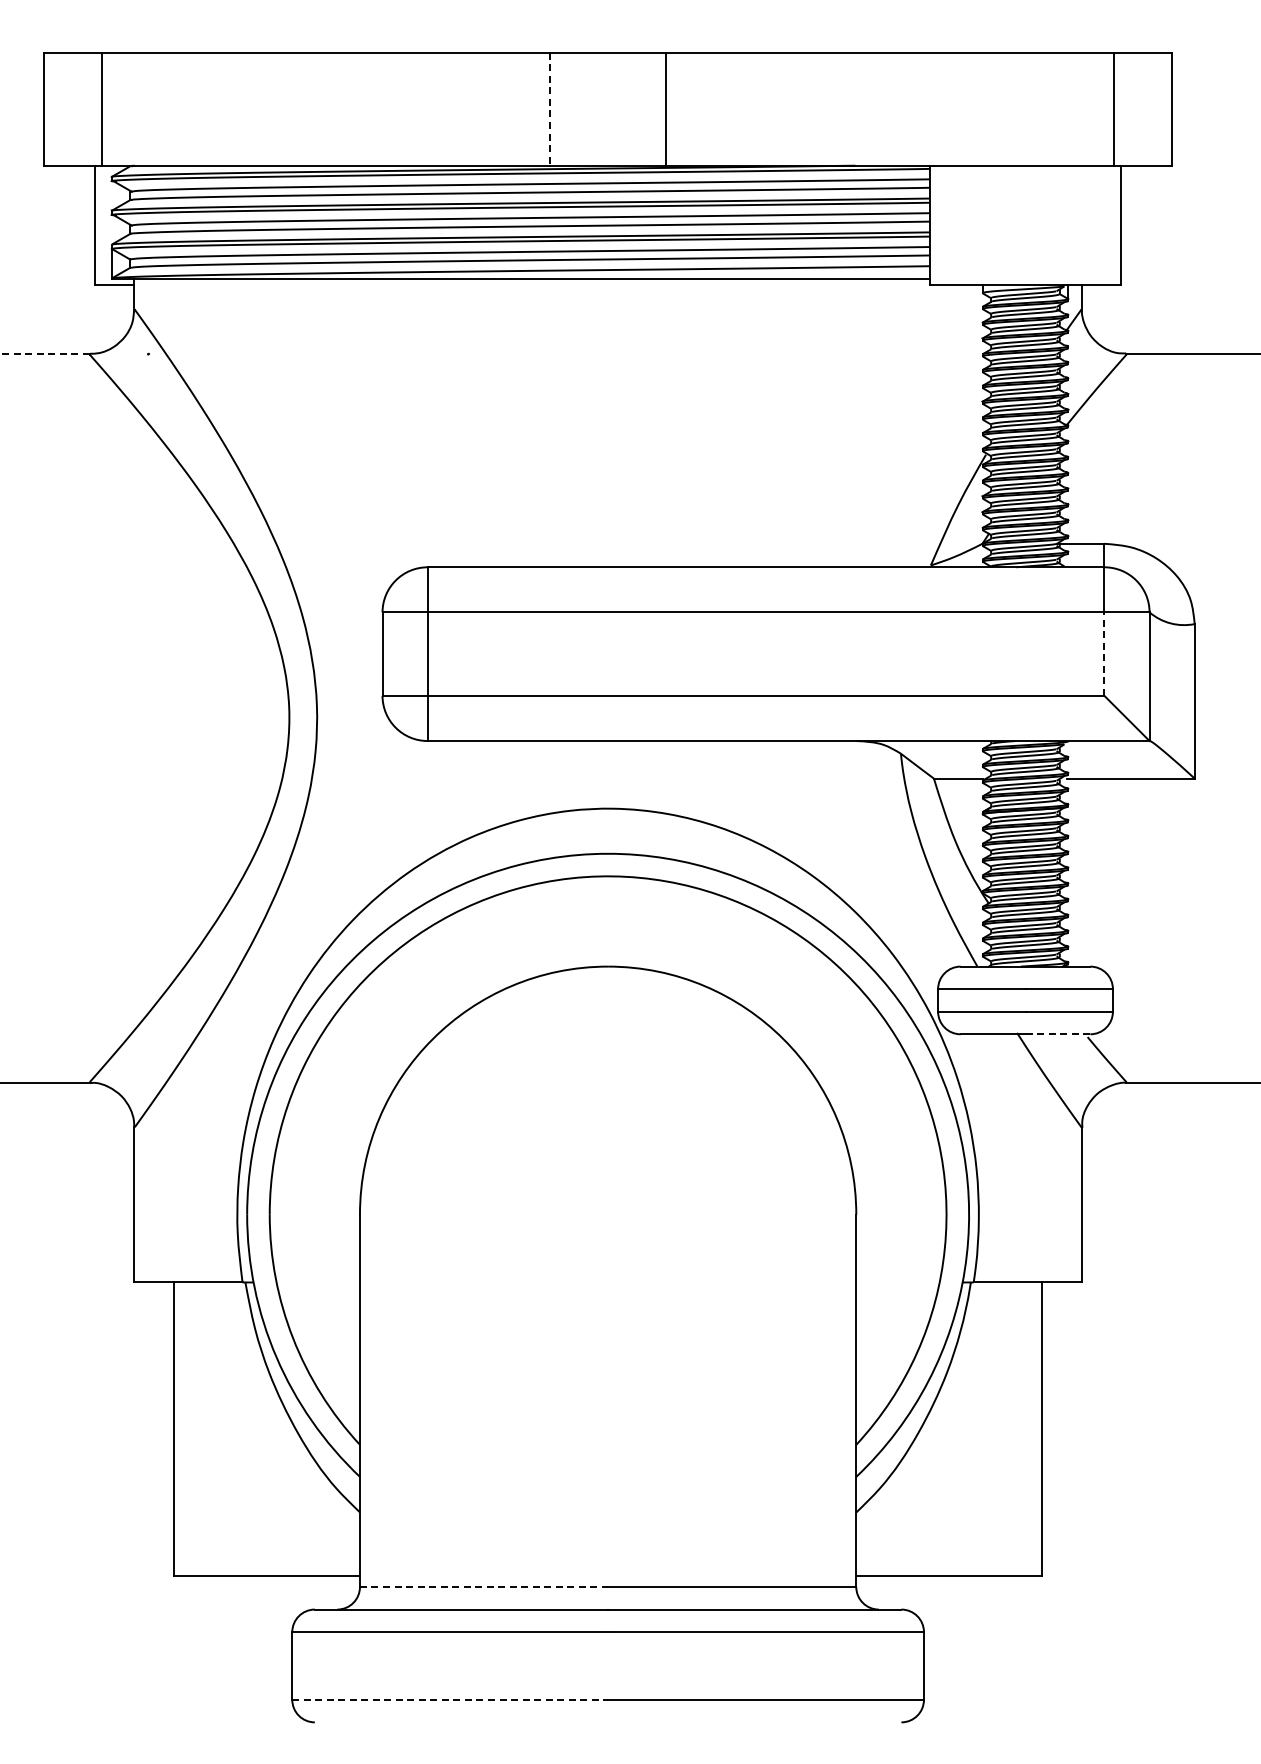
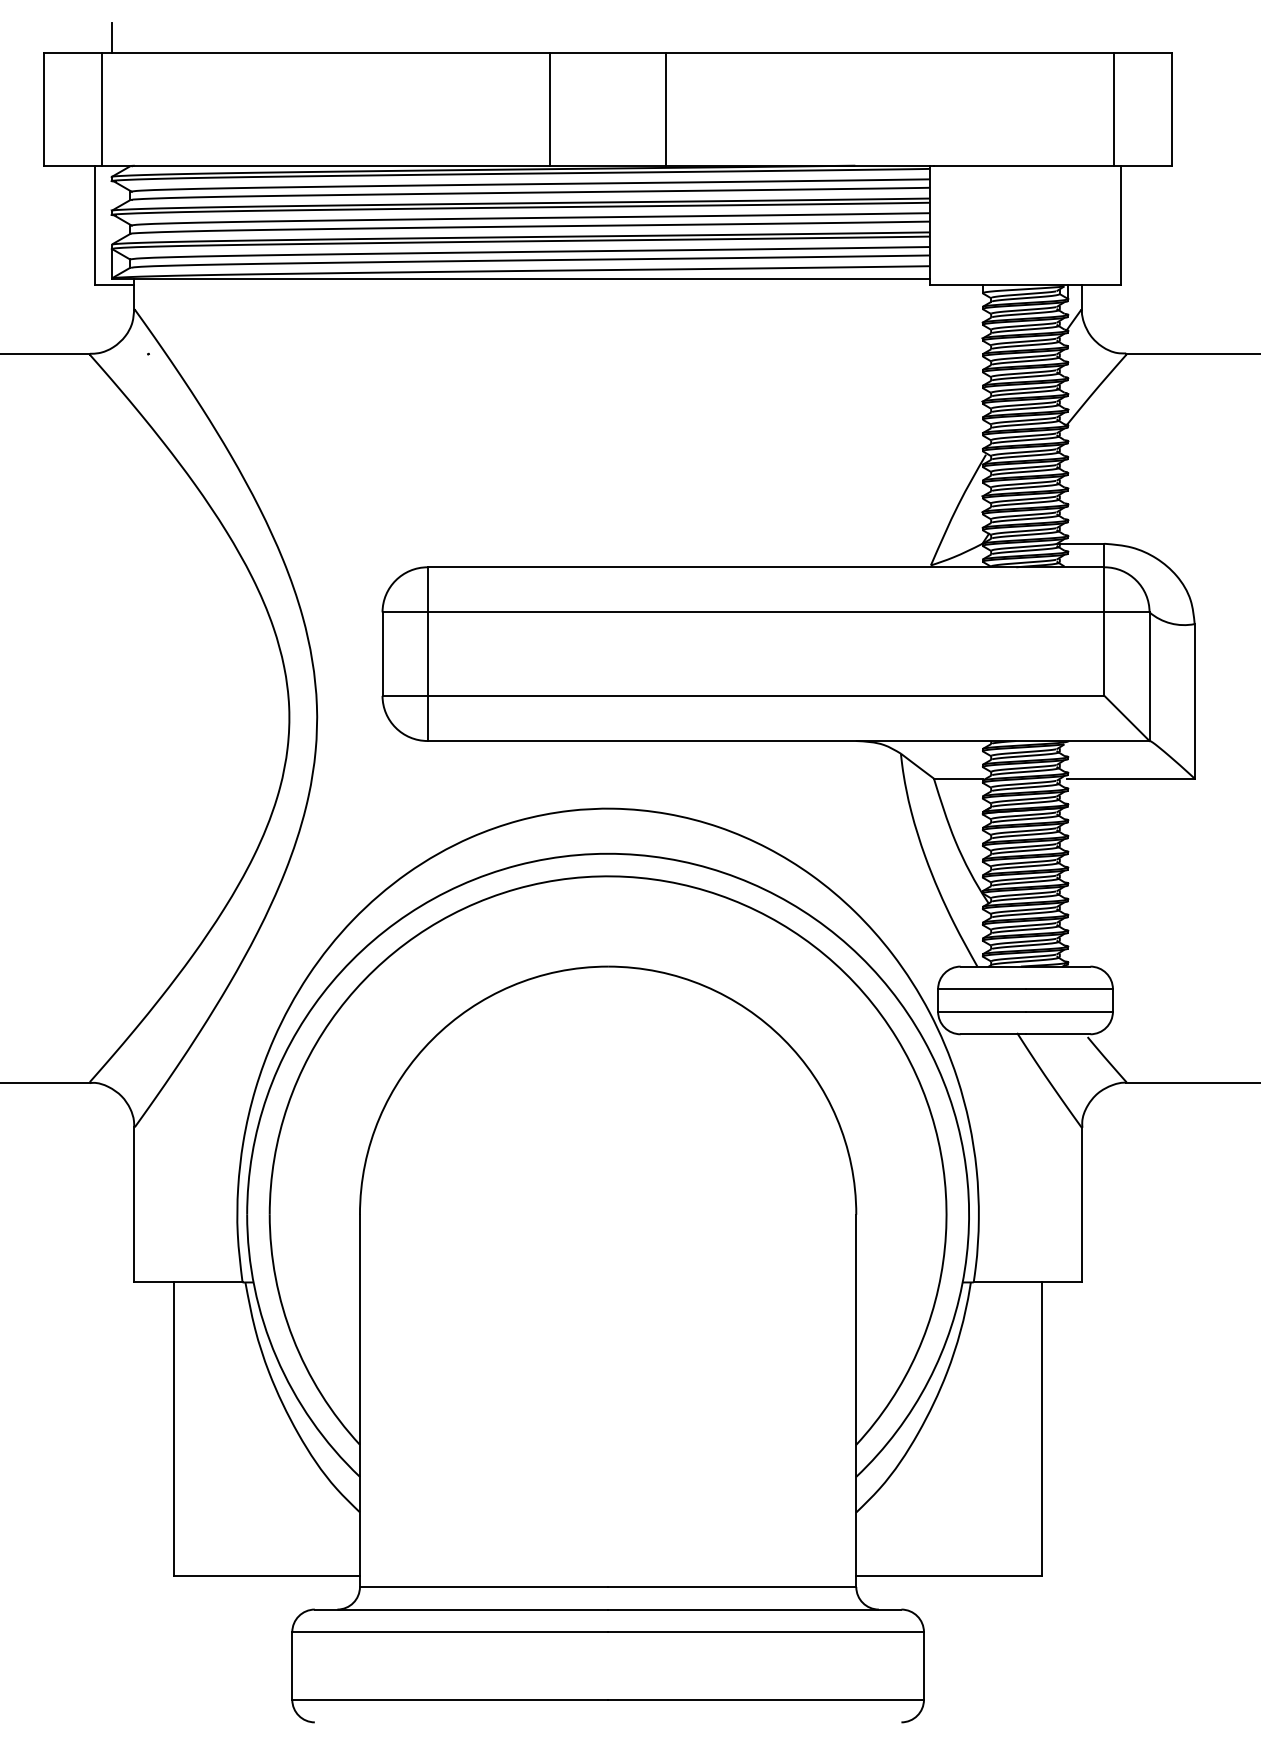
line: none -> present (111, 37)
line: dashed -> solid (549, 109)
line: dashed -> solid (45, 354)
line: dashed -> solid (1104, 654)
line: dashed -> solid (1057, 1034)
line: dashed -> solid (484, 1587)
line: dashed -> solid (450, 1699)
